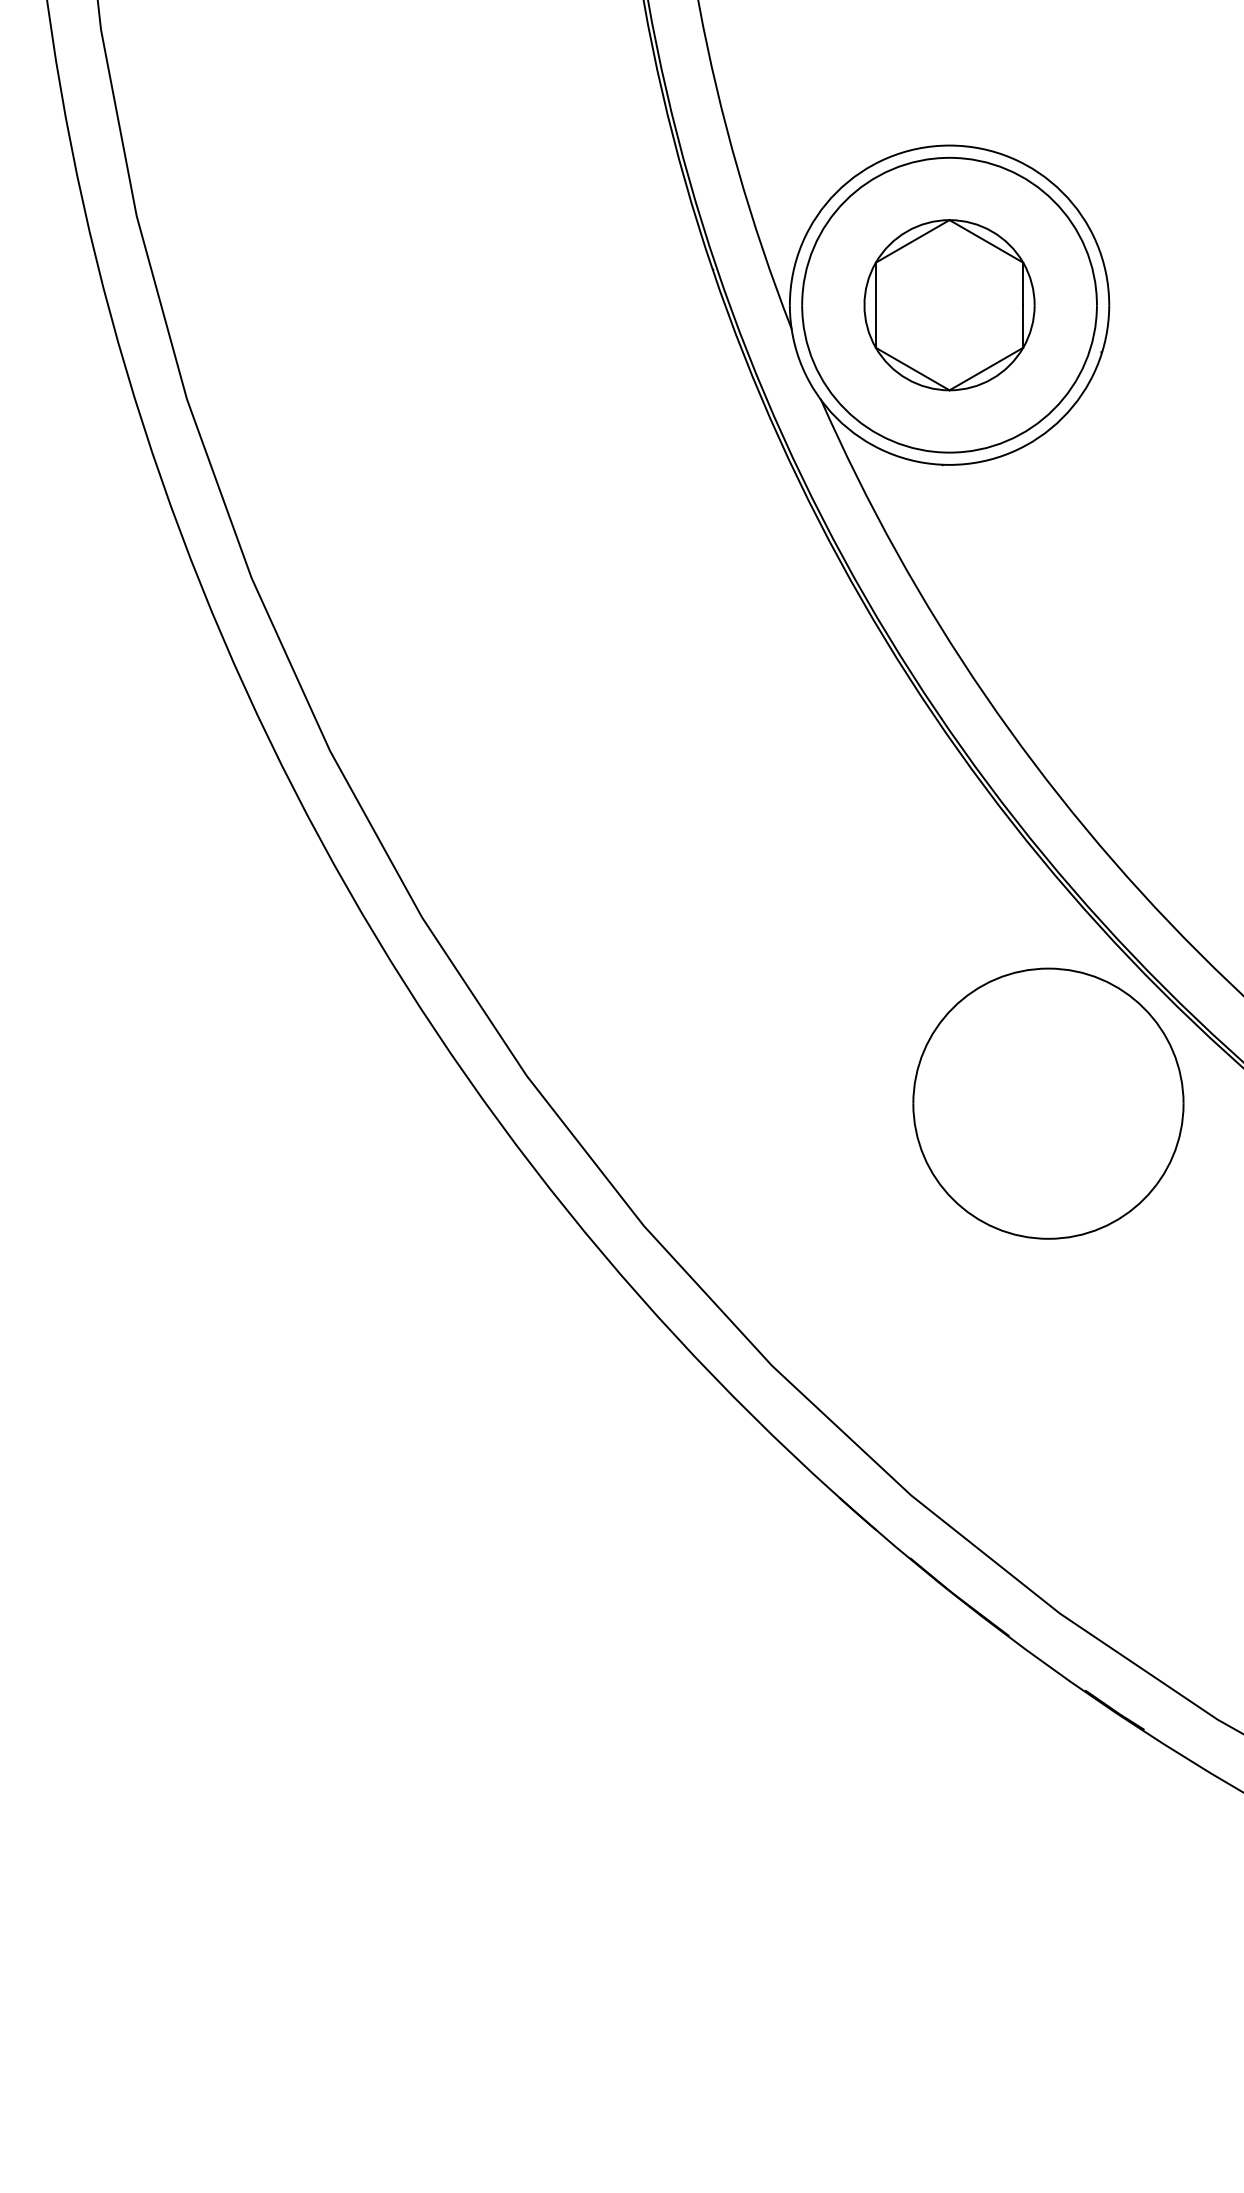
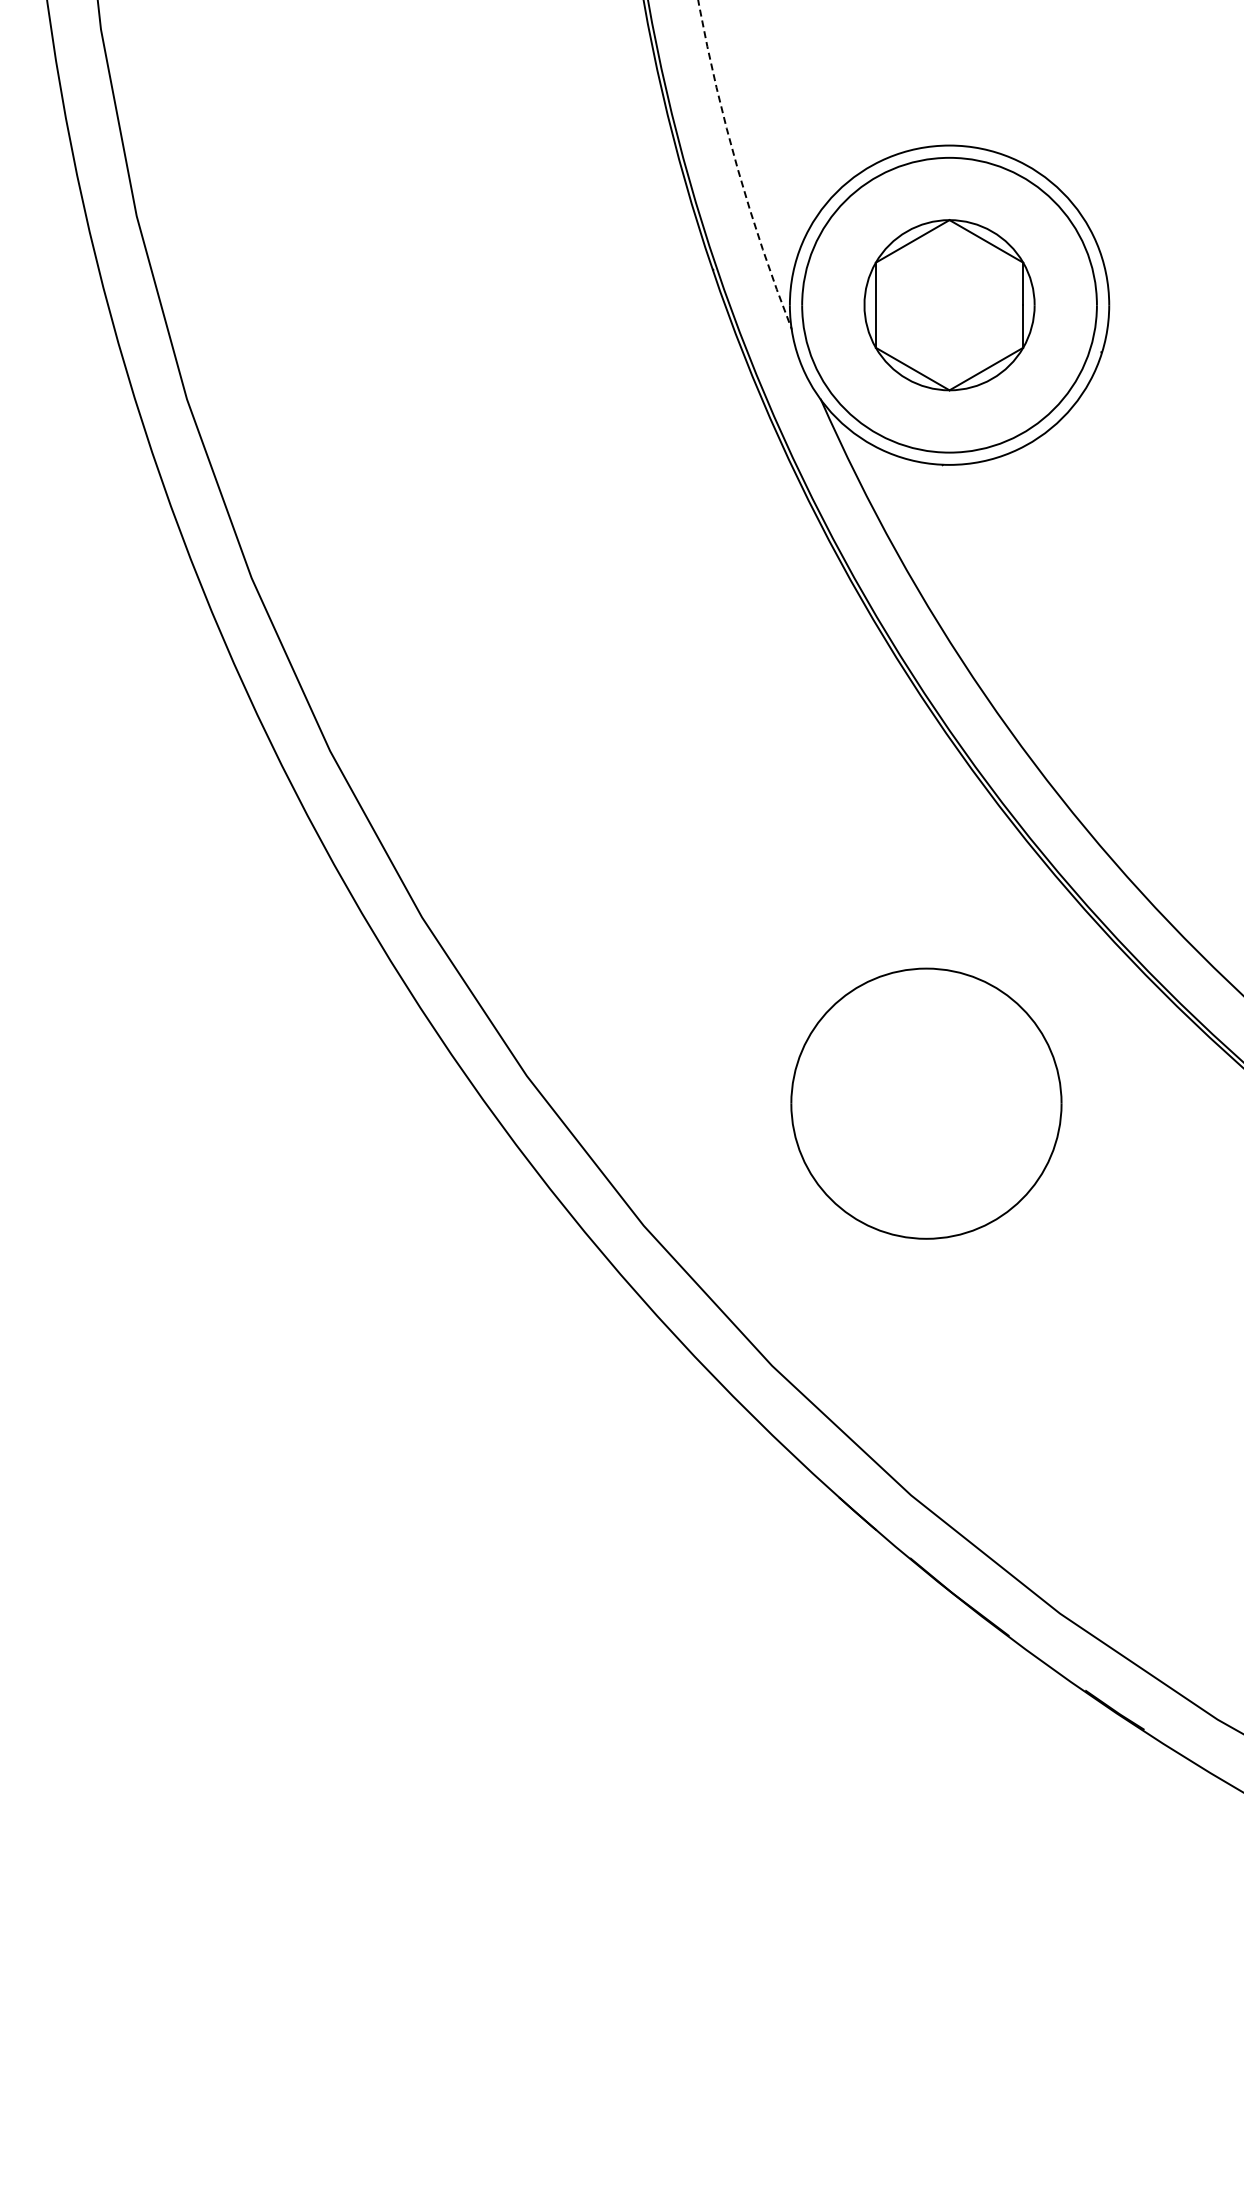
arc: solid -> dashed (737, 167)
part position: (1048, 1103) -> (926, 1103) (926, 1103)
